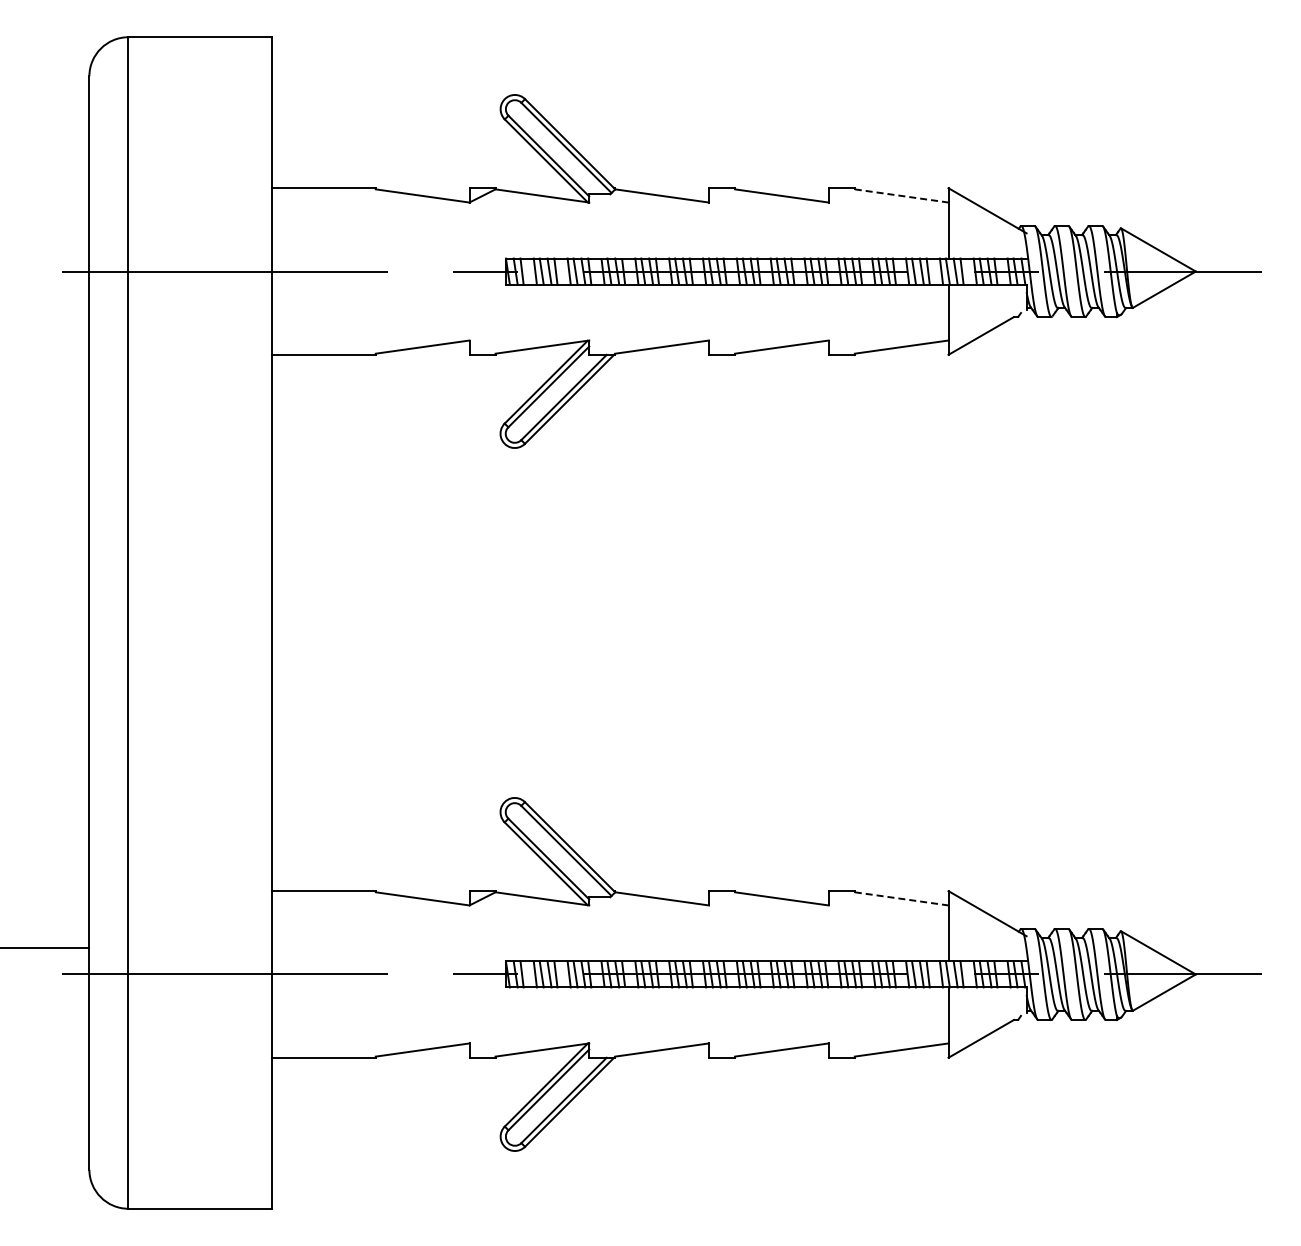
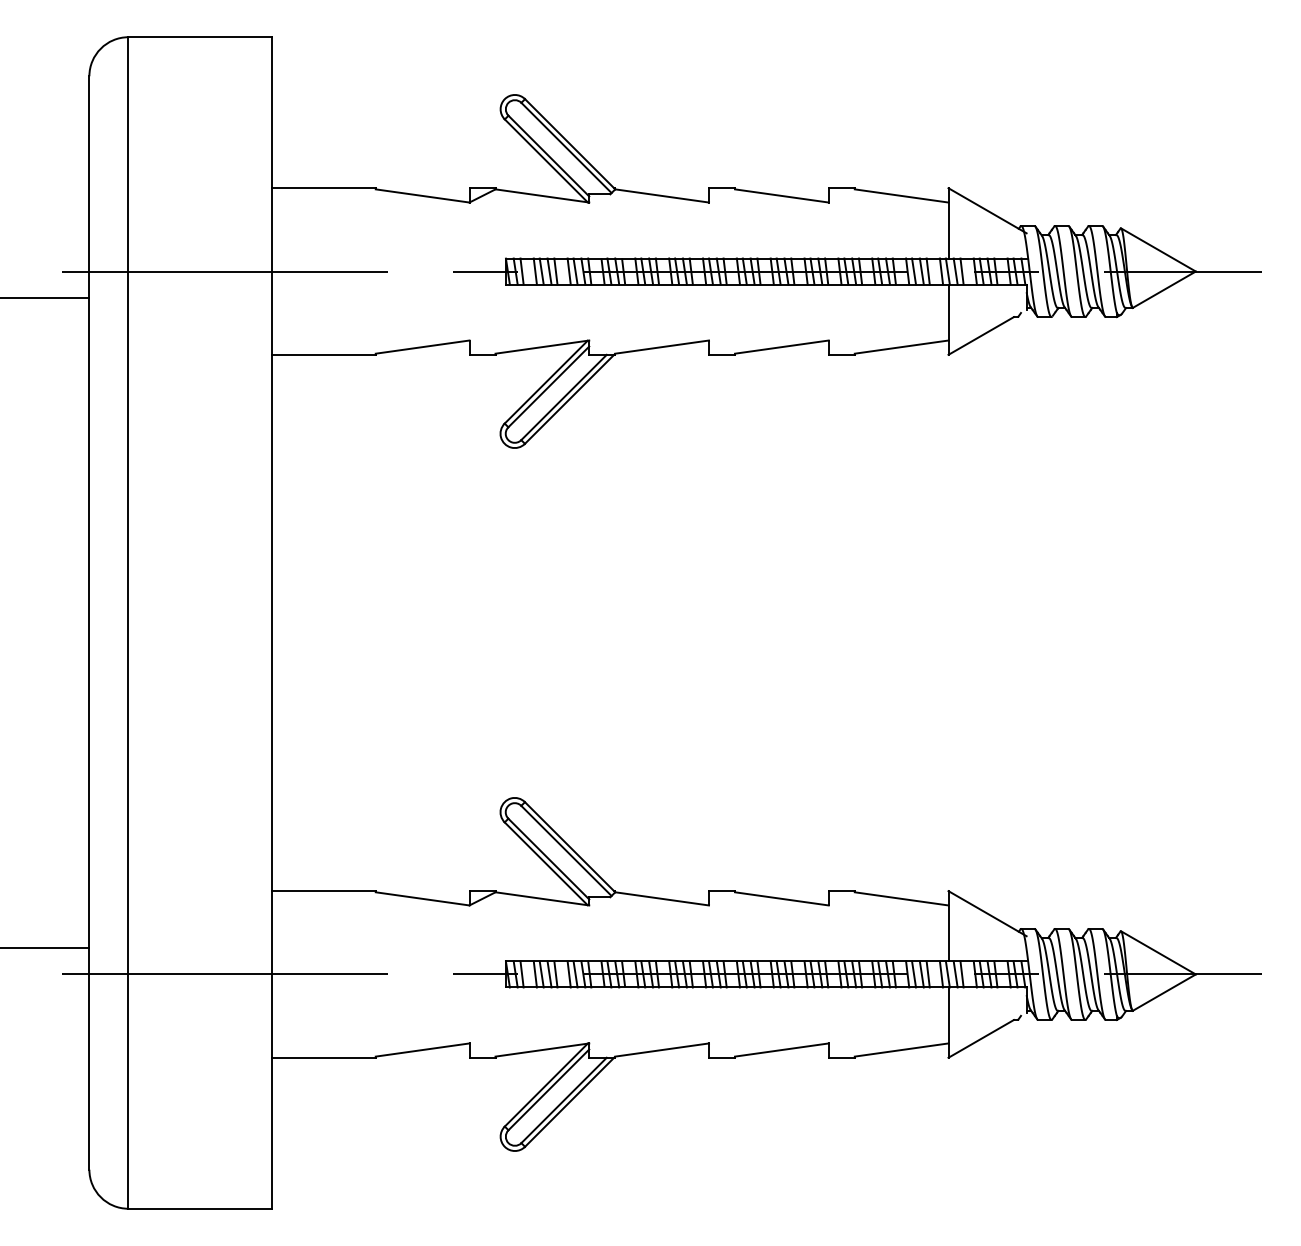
line: dashed -> solid (902, 196)
line: none -> present (45, 297)
line: dashed -> solid (902, 898)
